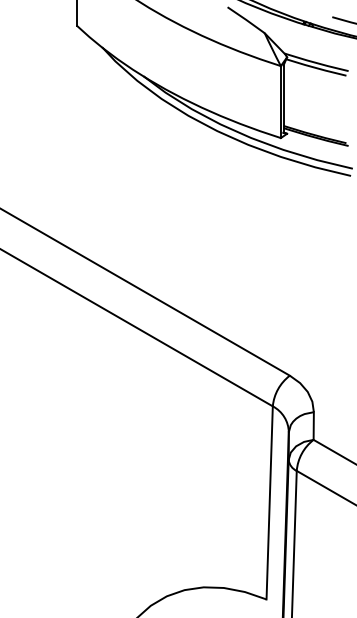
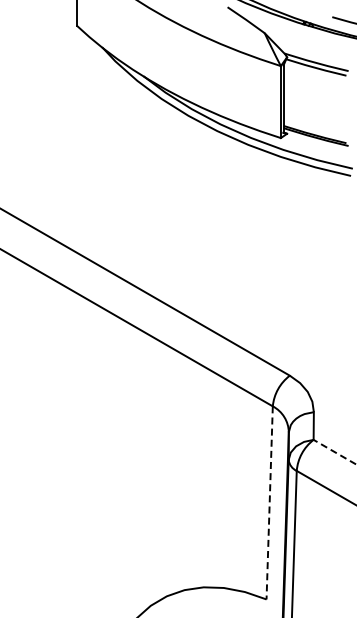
line: solid -> dashed (335, 452)
line: solid -> dashed (269, 502)
